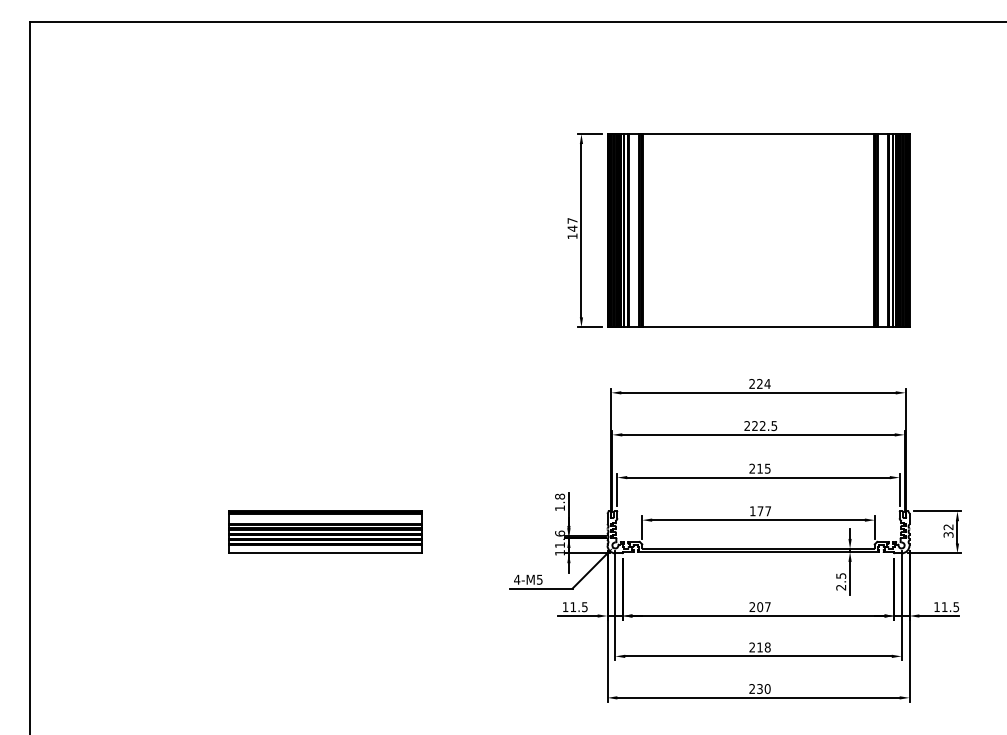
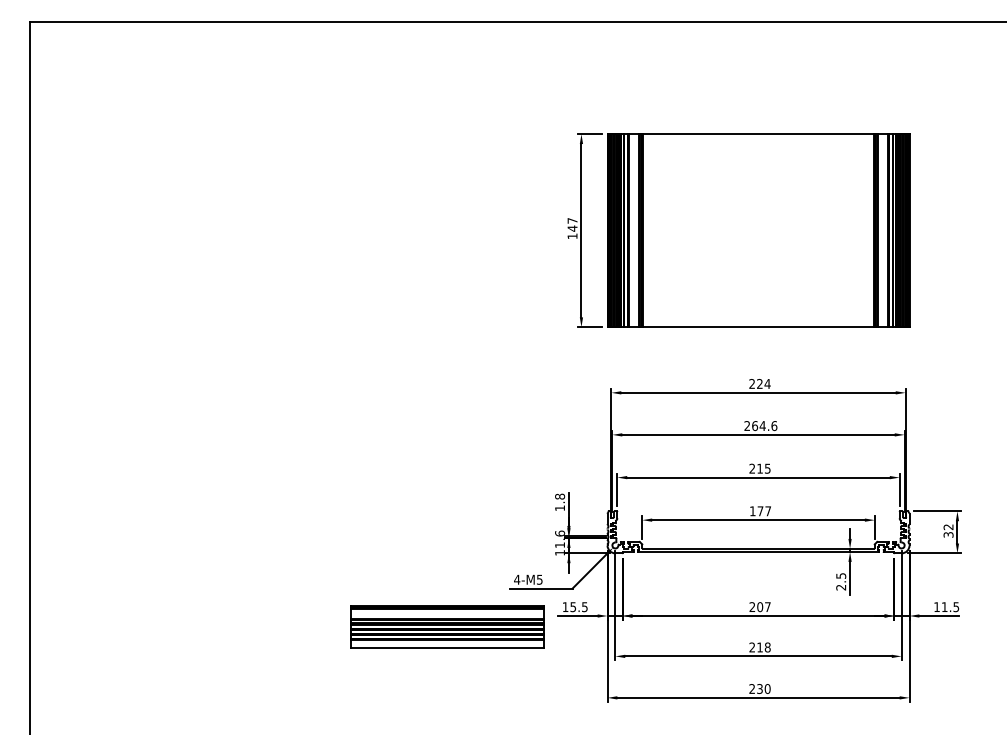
text: 222.5 -> 264.6 (764, 426)
part position: (325, 531) -> (447, 626) (447, 626)
text: 11.5 -> 15.5 (573, 607)
